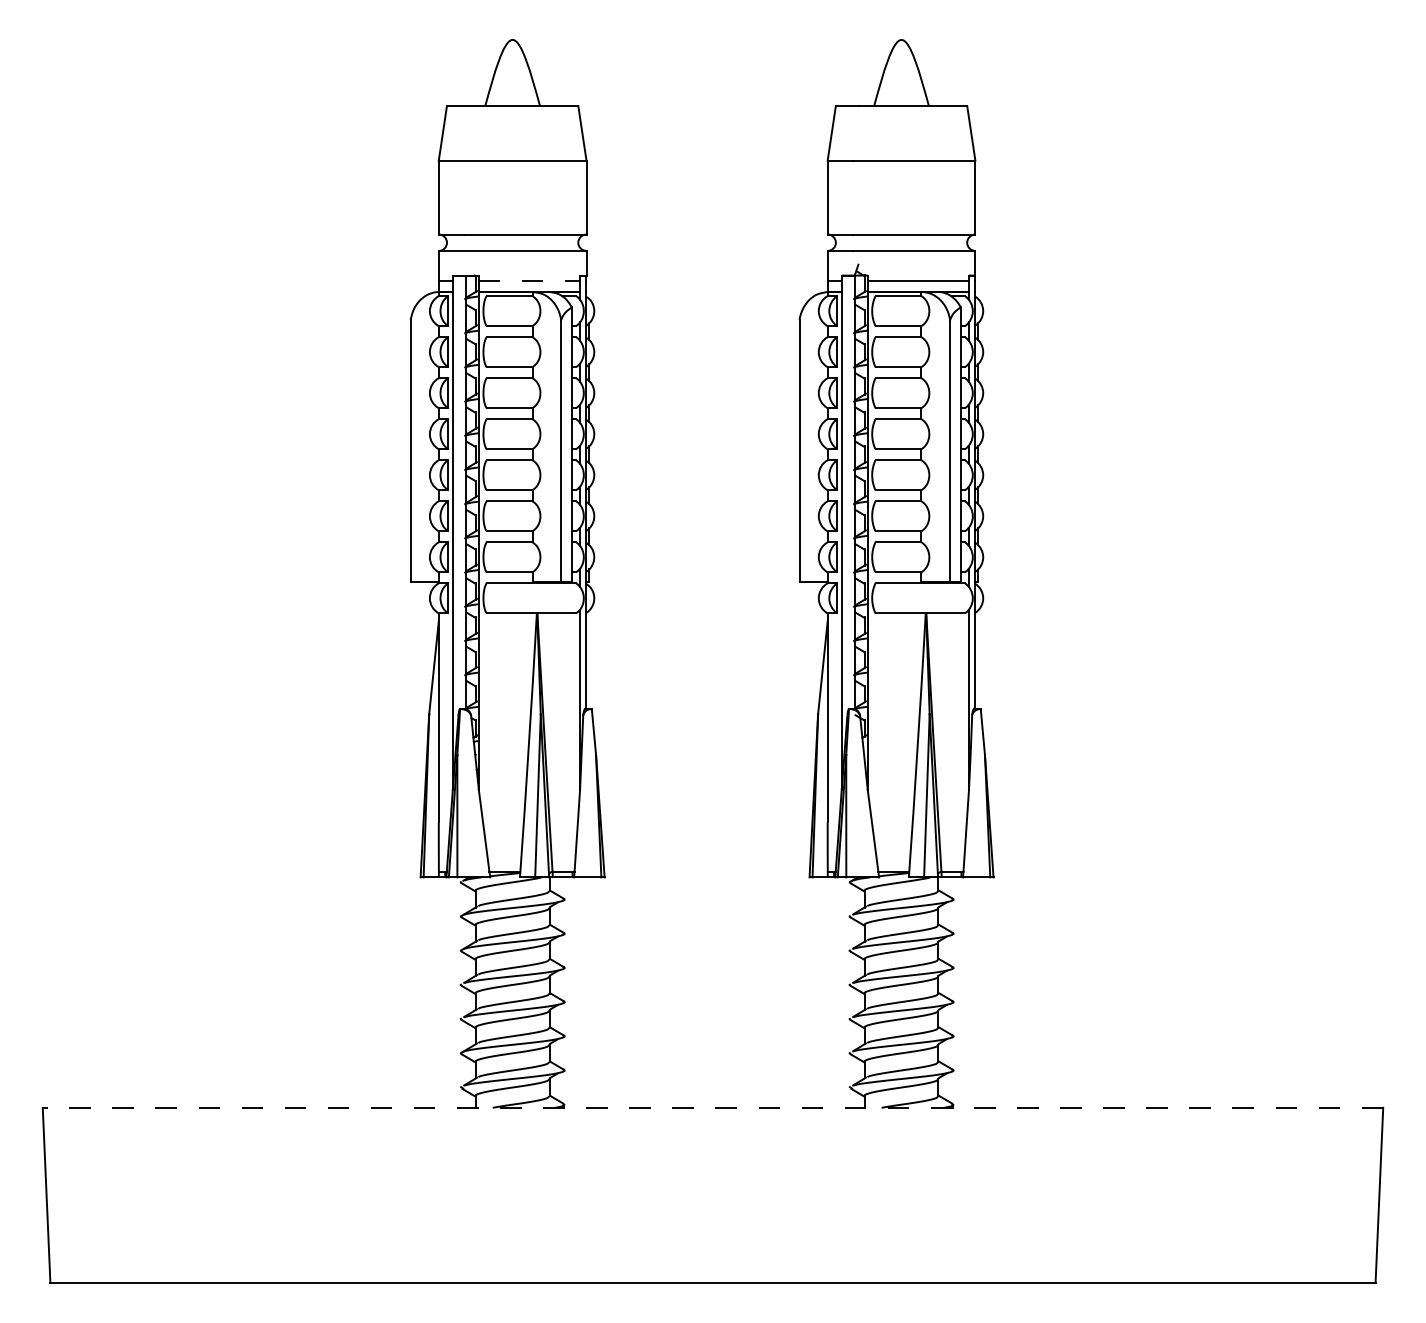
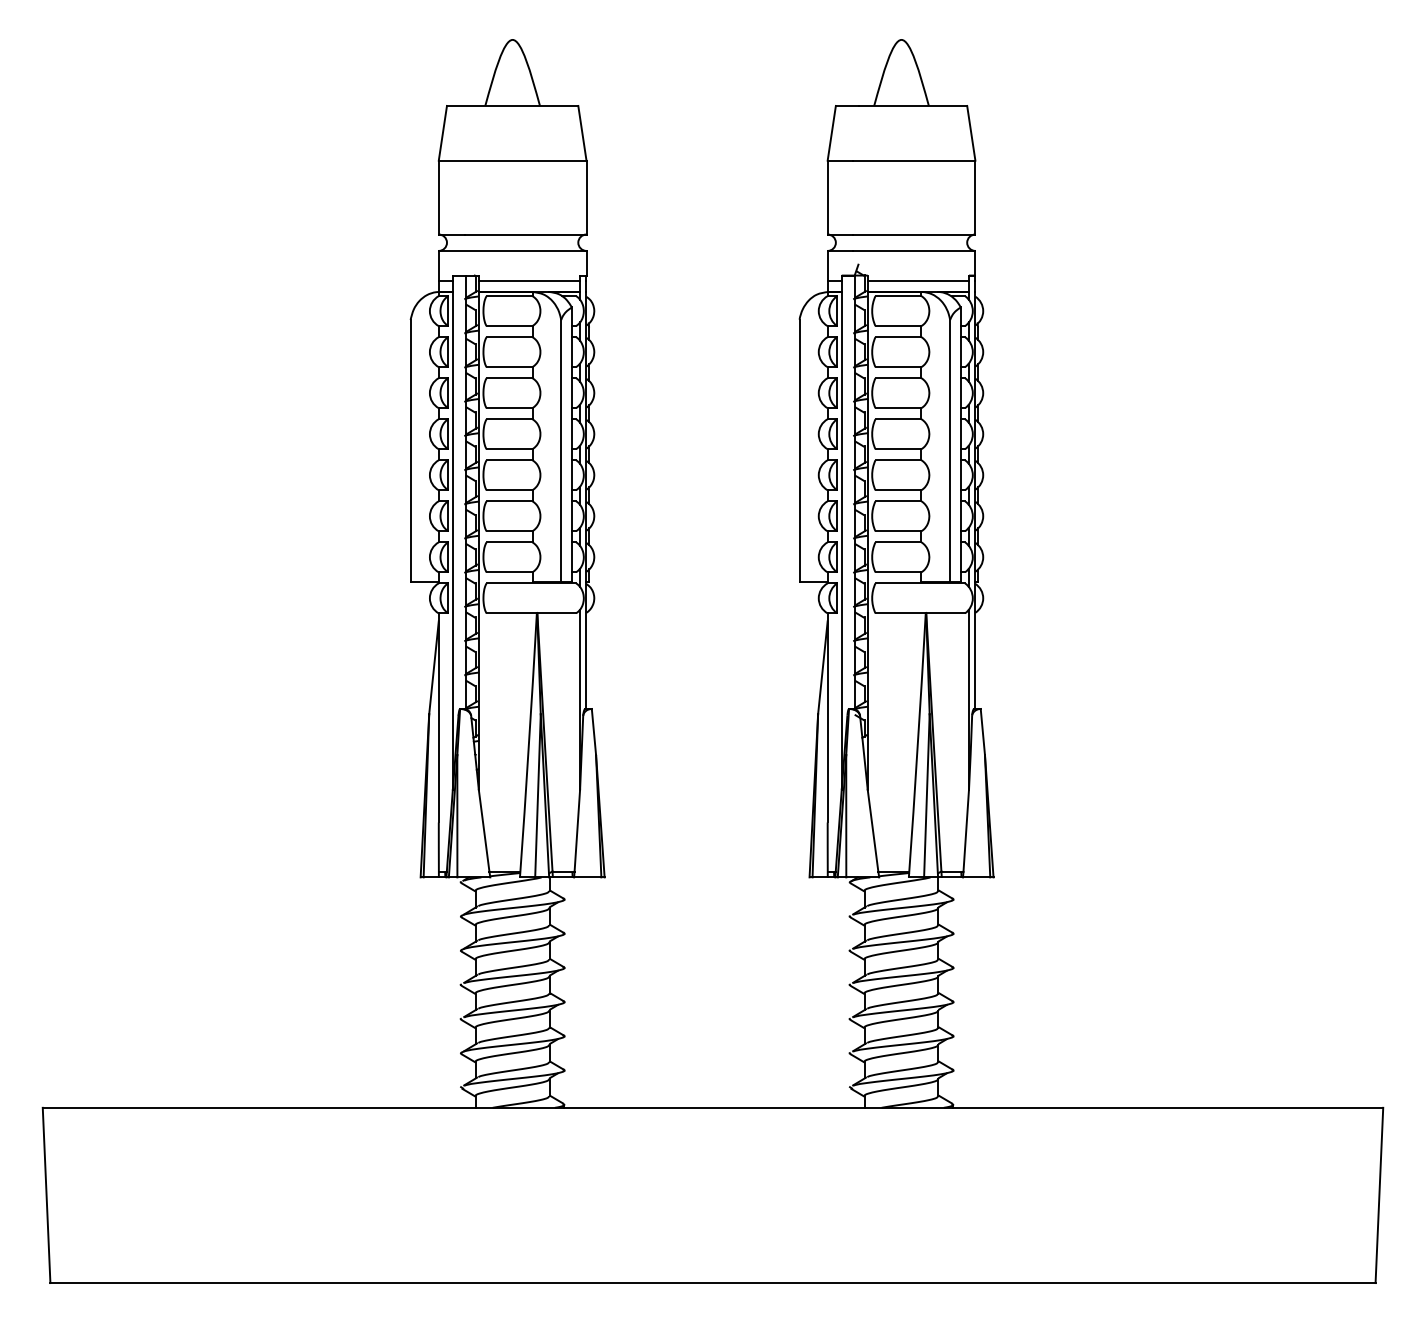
line: dashed -> solid (529, 280)
line: dashed -> solid (712, 1107)
